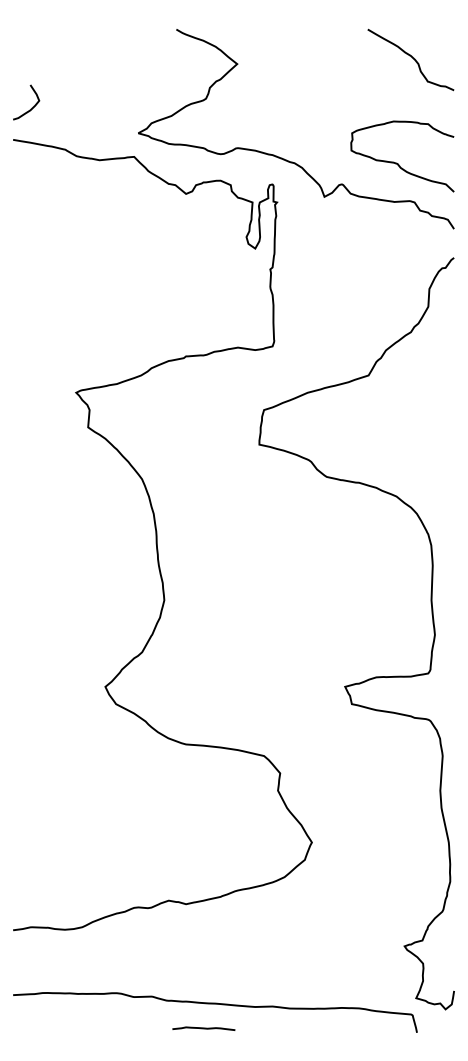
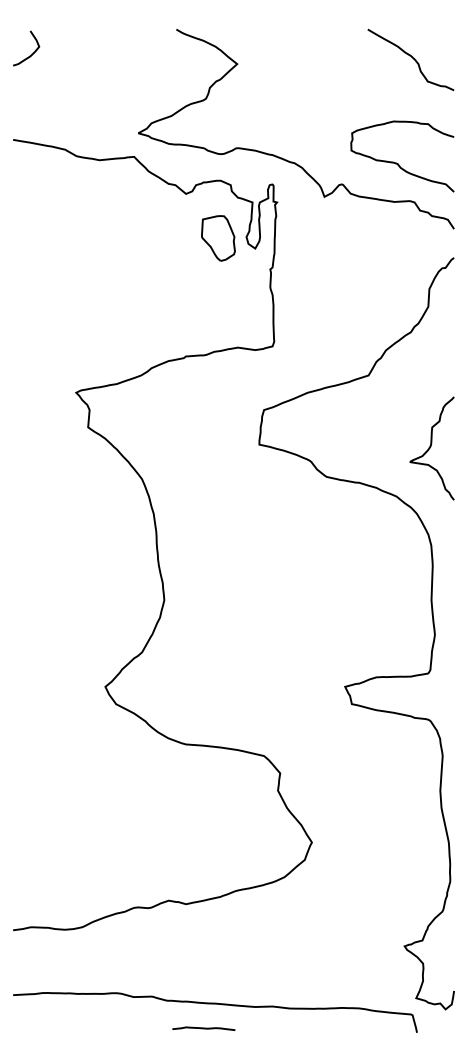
curve position: (31, 107) -> (31, 53) (31, 53)
part: none -> present (218, 238)
curve: none -> present (430, 448)
